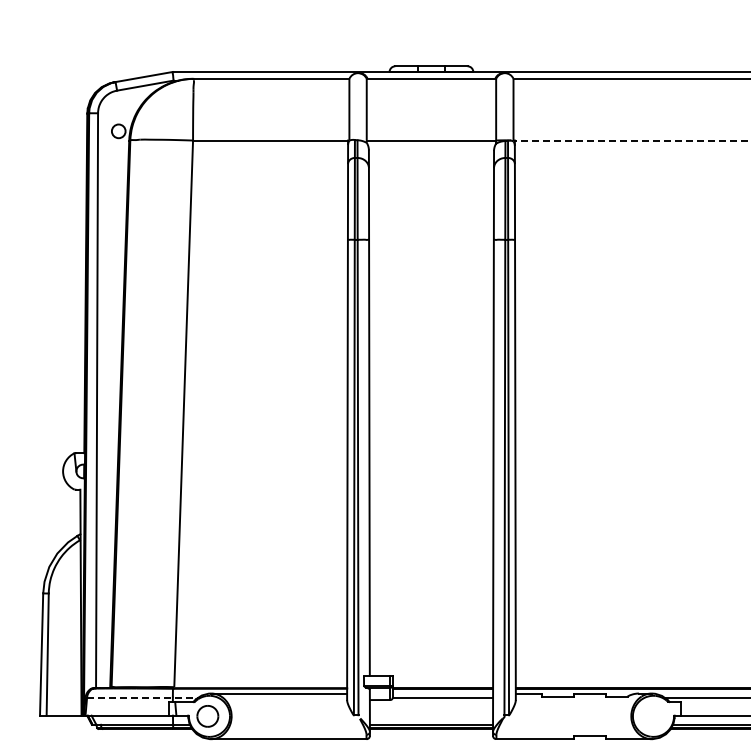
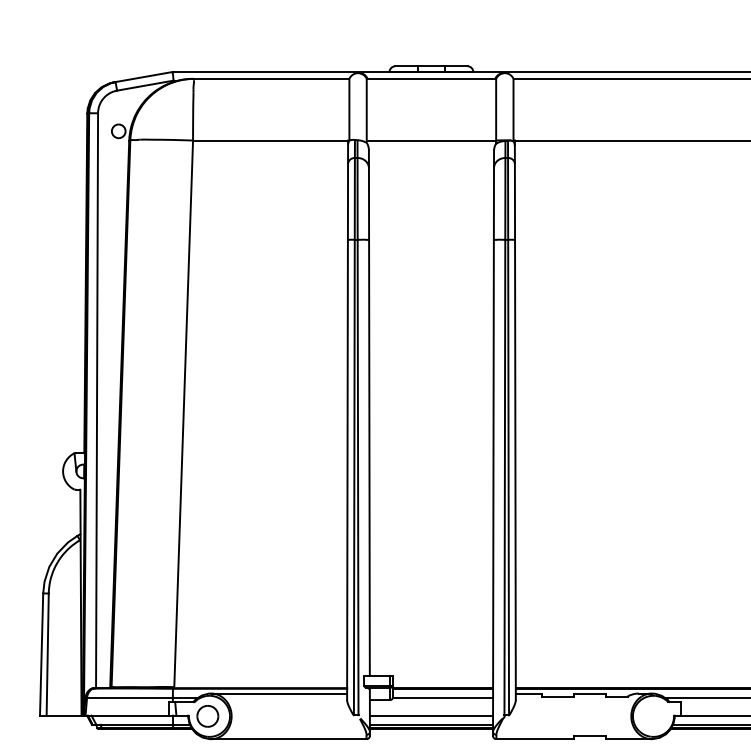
line: dashed -> solid (632, 140)
line: dashed -> solid (142, 697)
line: none -> present (431, 715)
